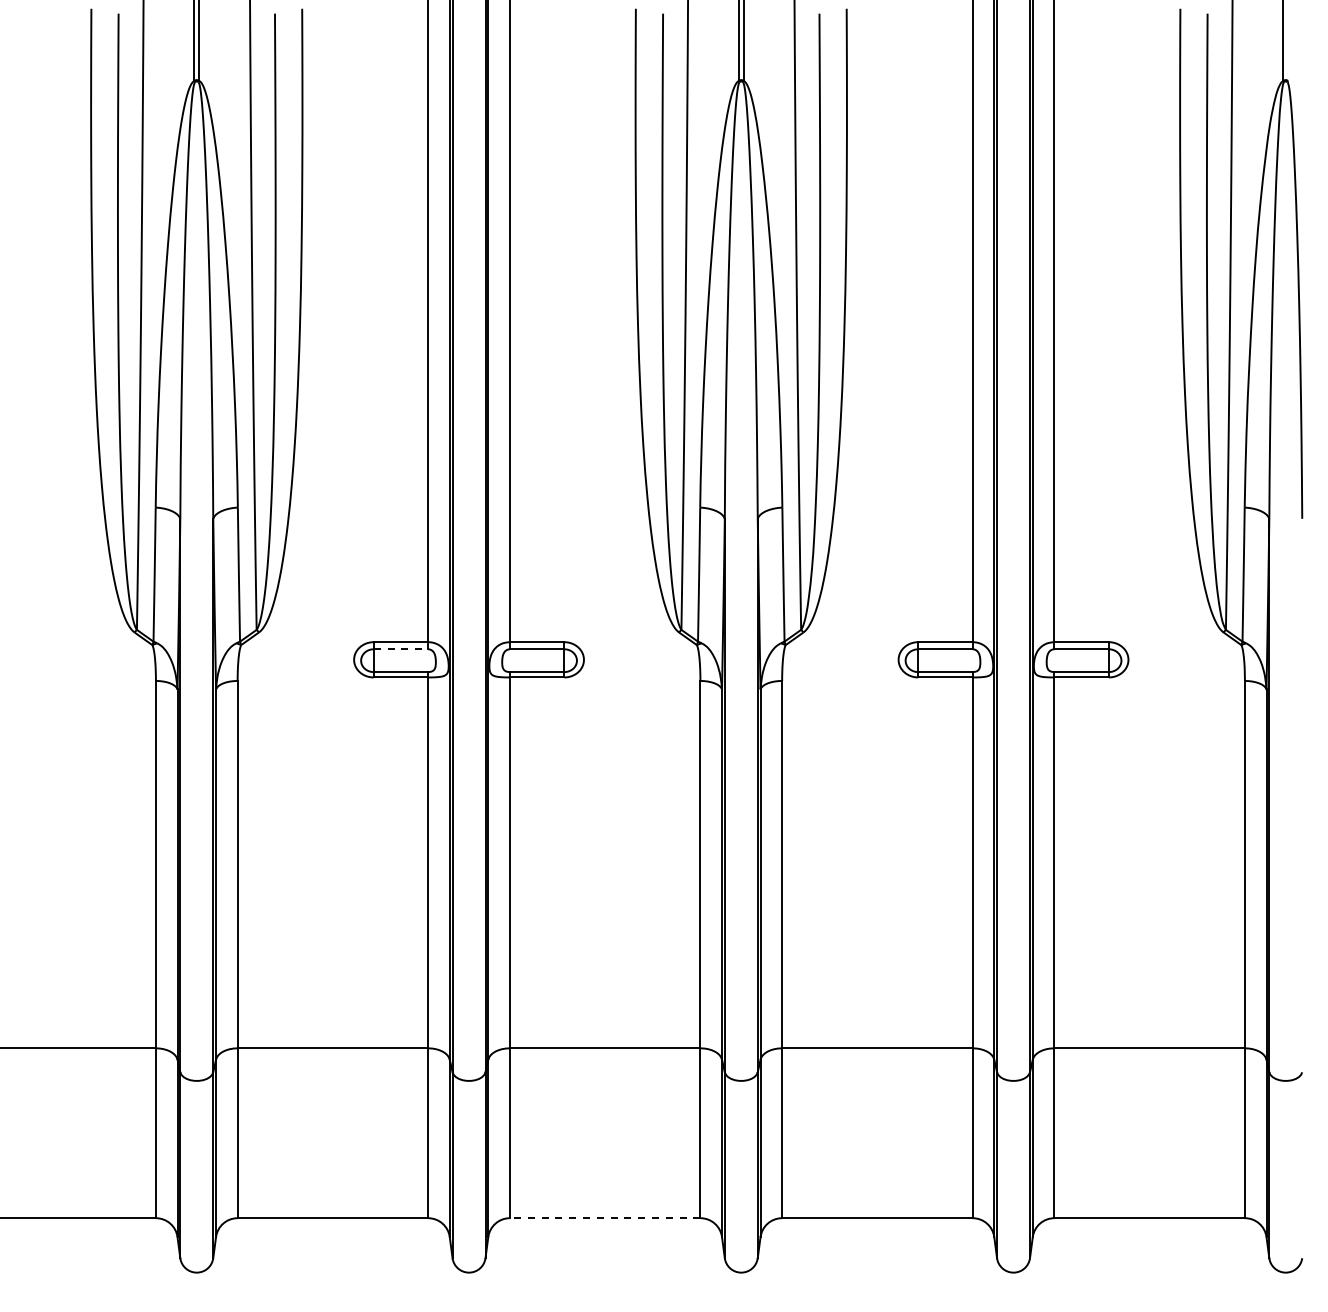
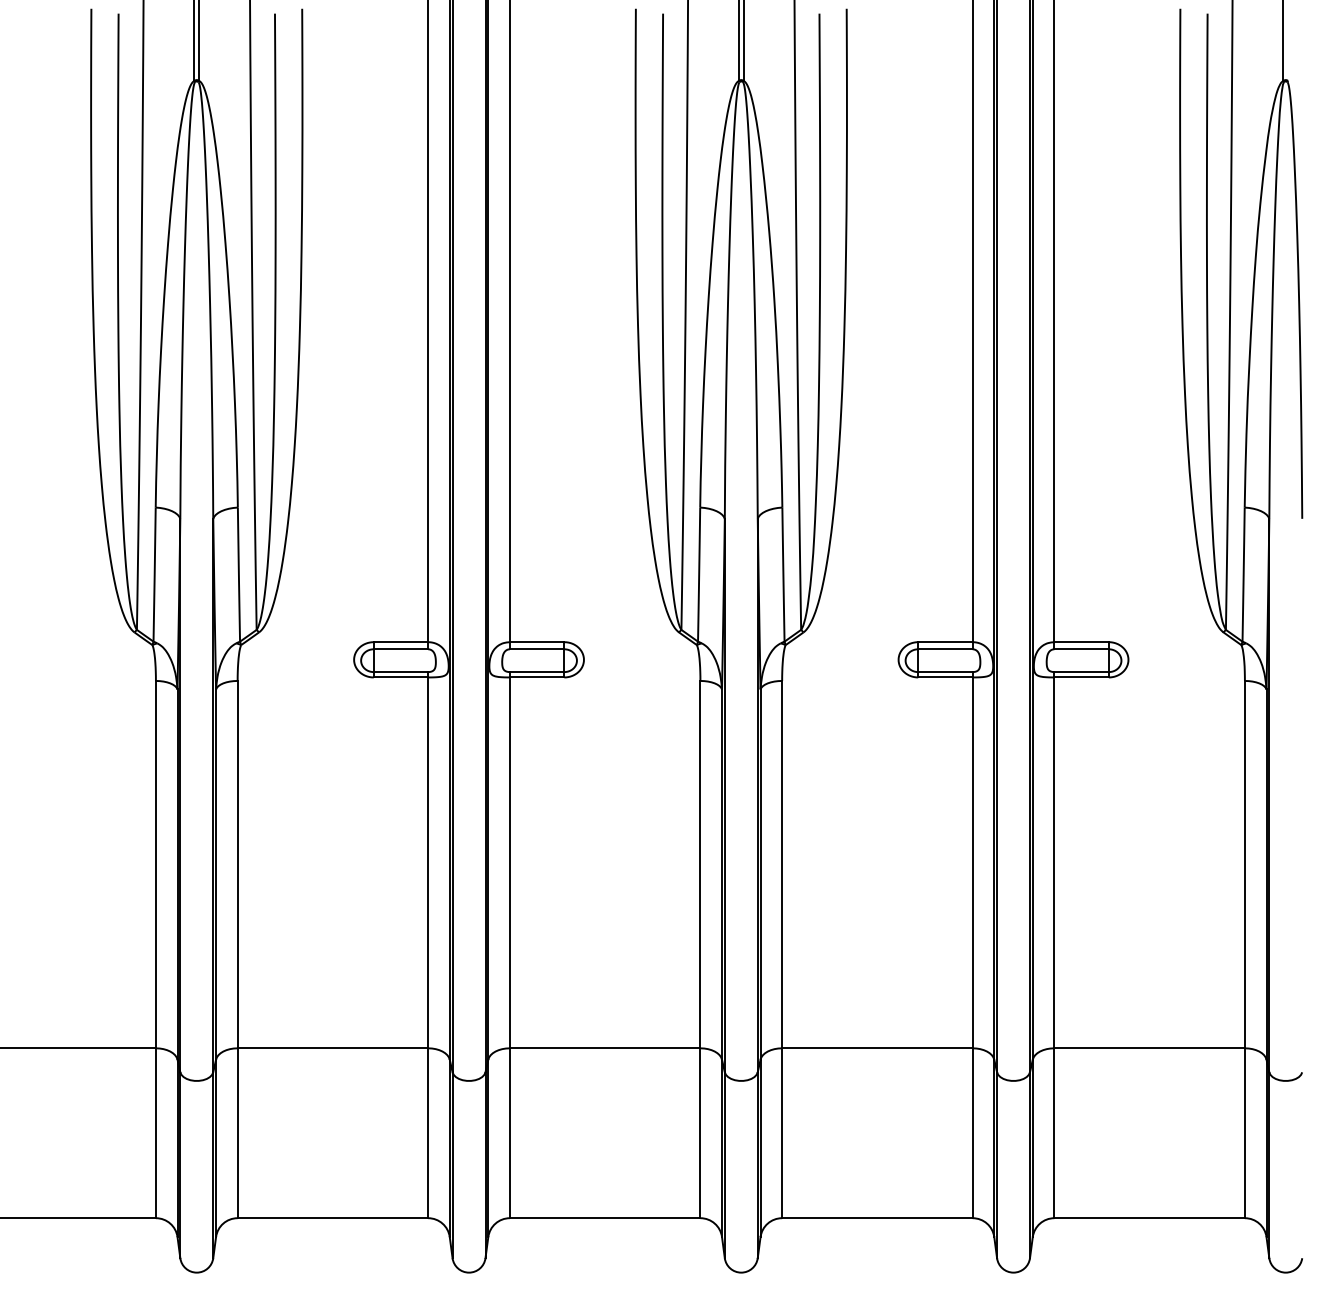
line: dashed -> solid (401, 649)
line: dashed -> solid (604, 1218)
